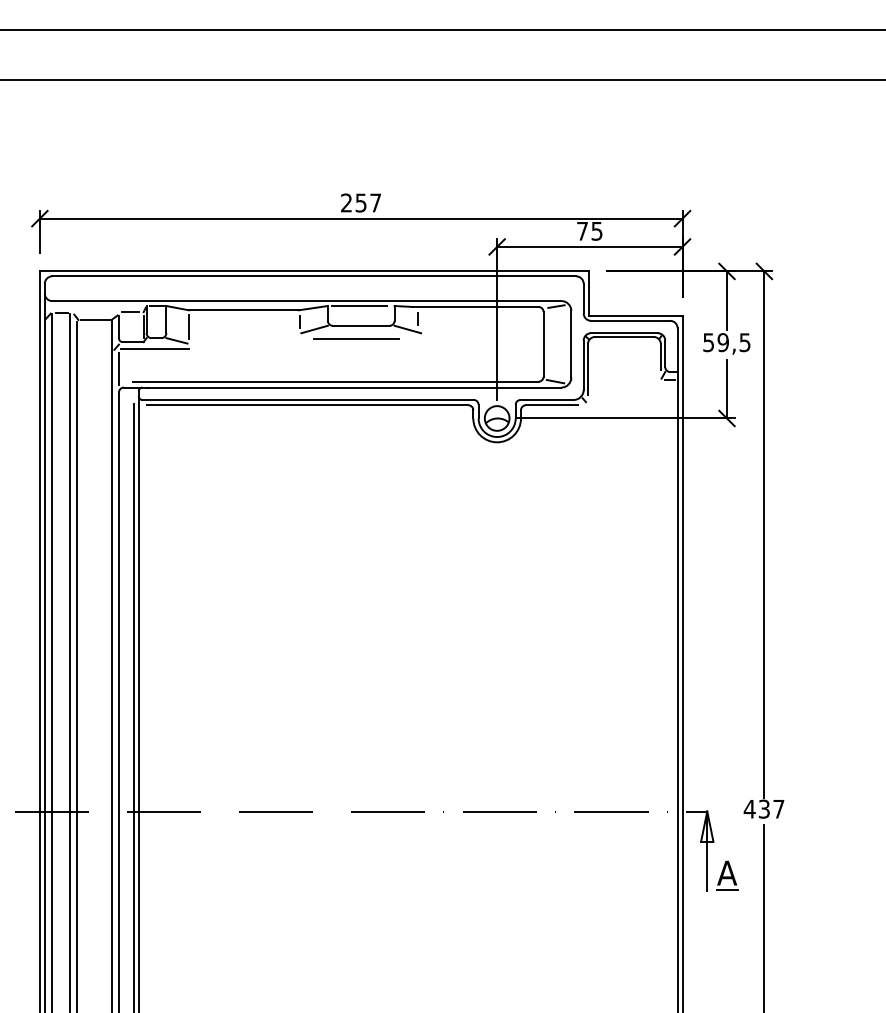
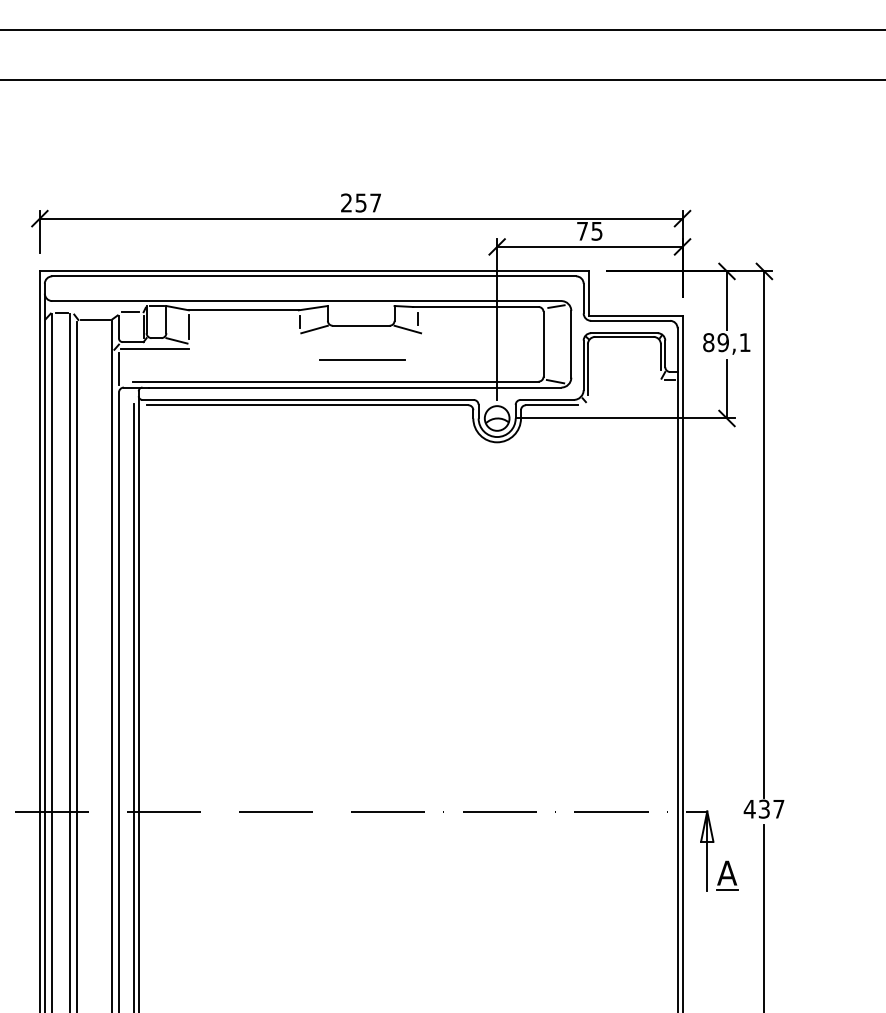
line: present -> none (359, 306)
line position: (356, 338) -> (362, 359) (362, 359)
text: 59,5 -> 89,1 (726, 342)
